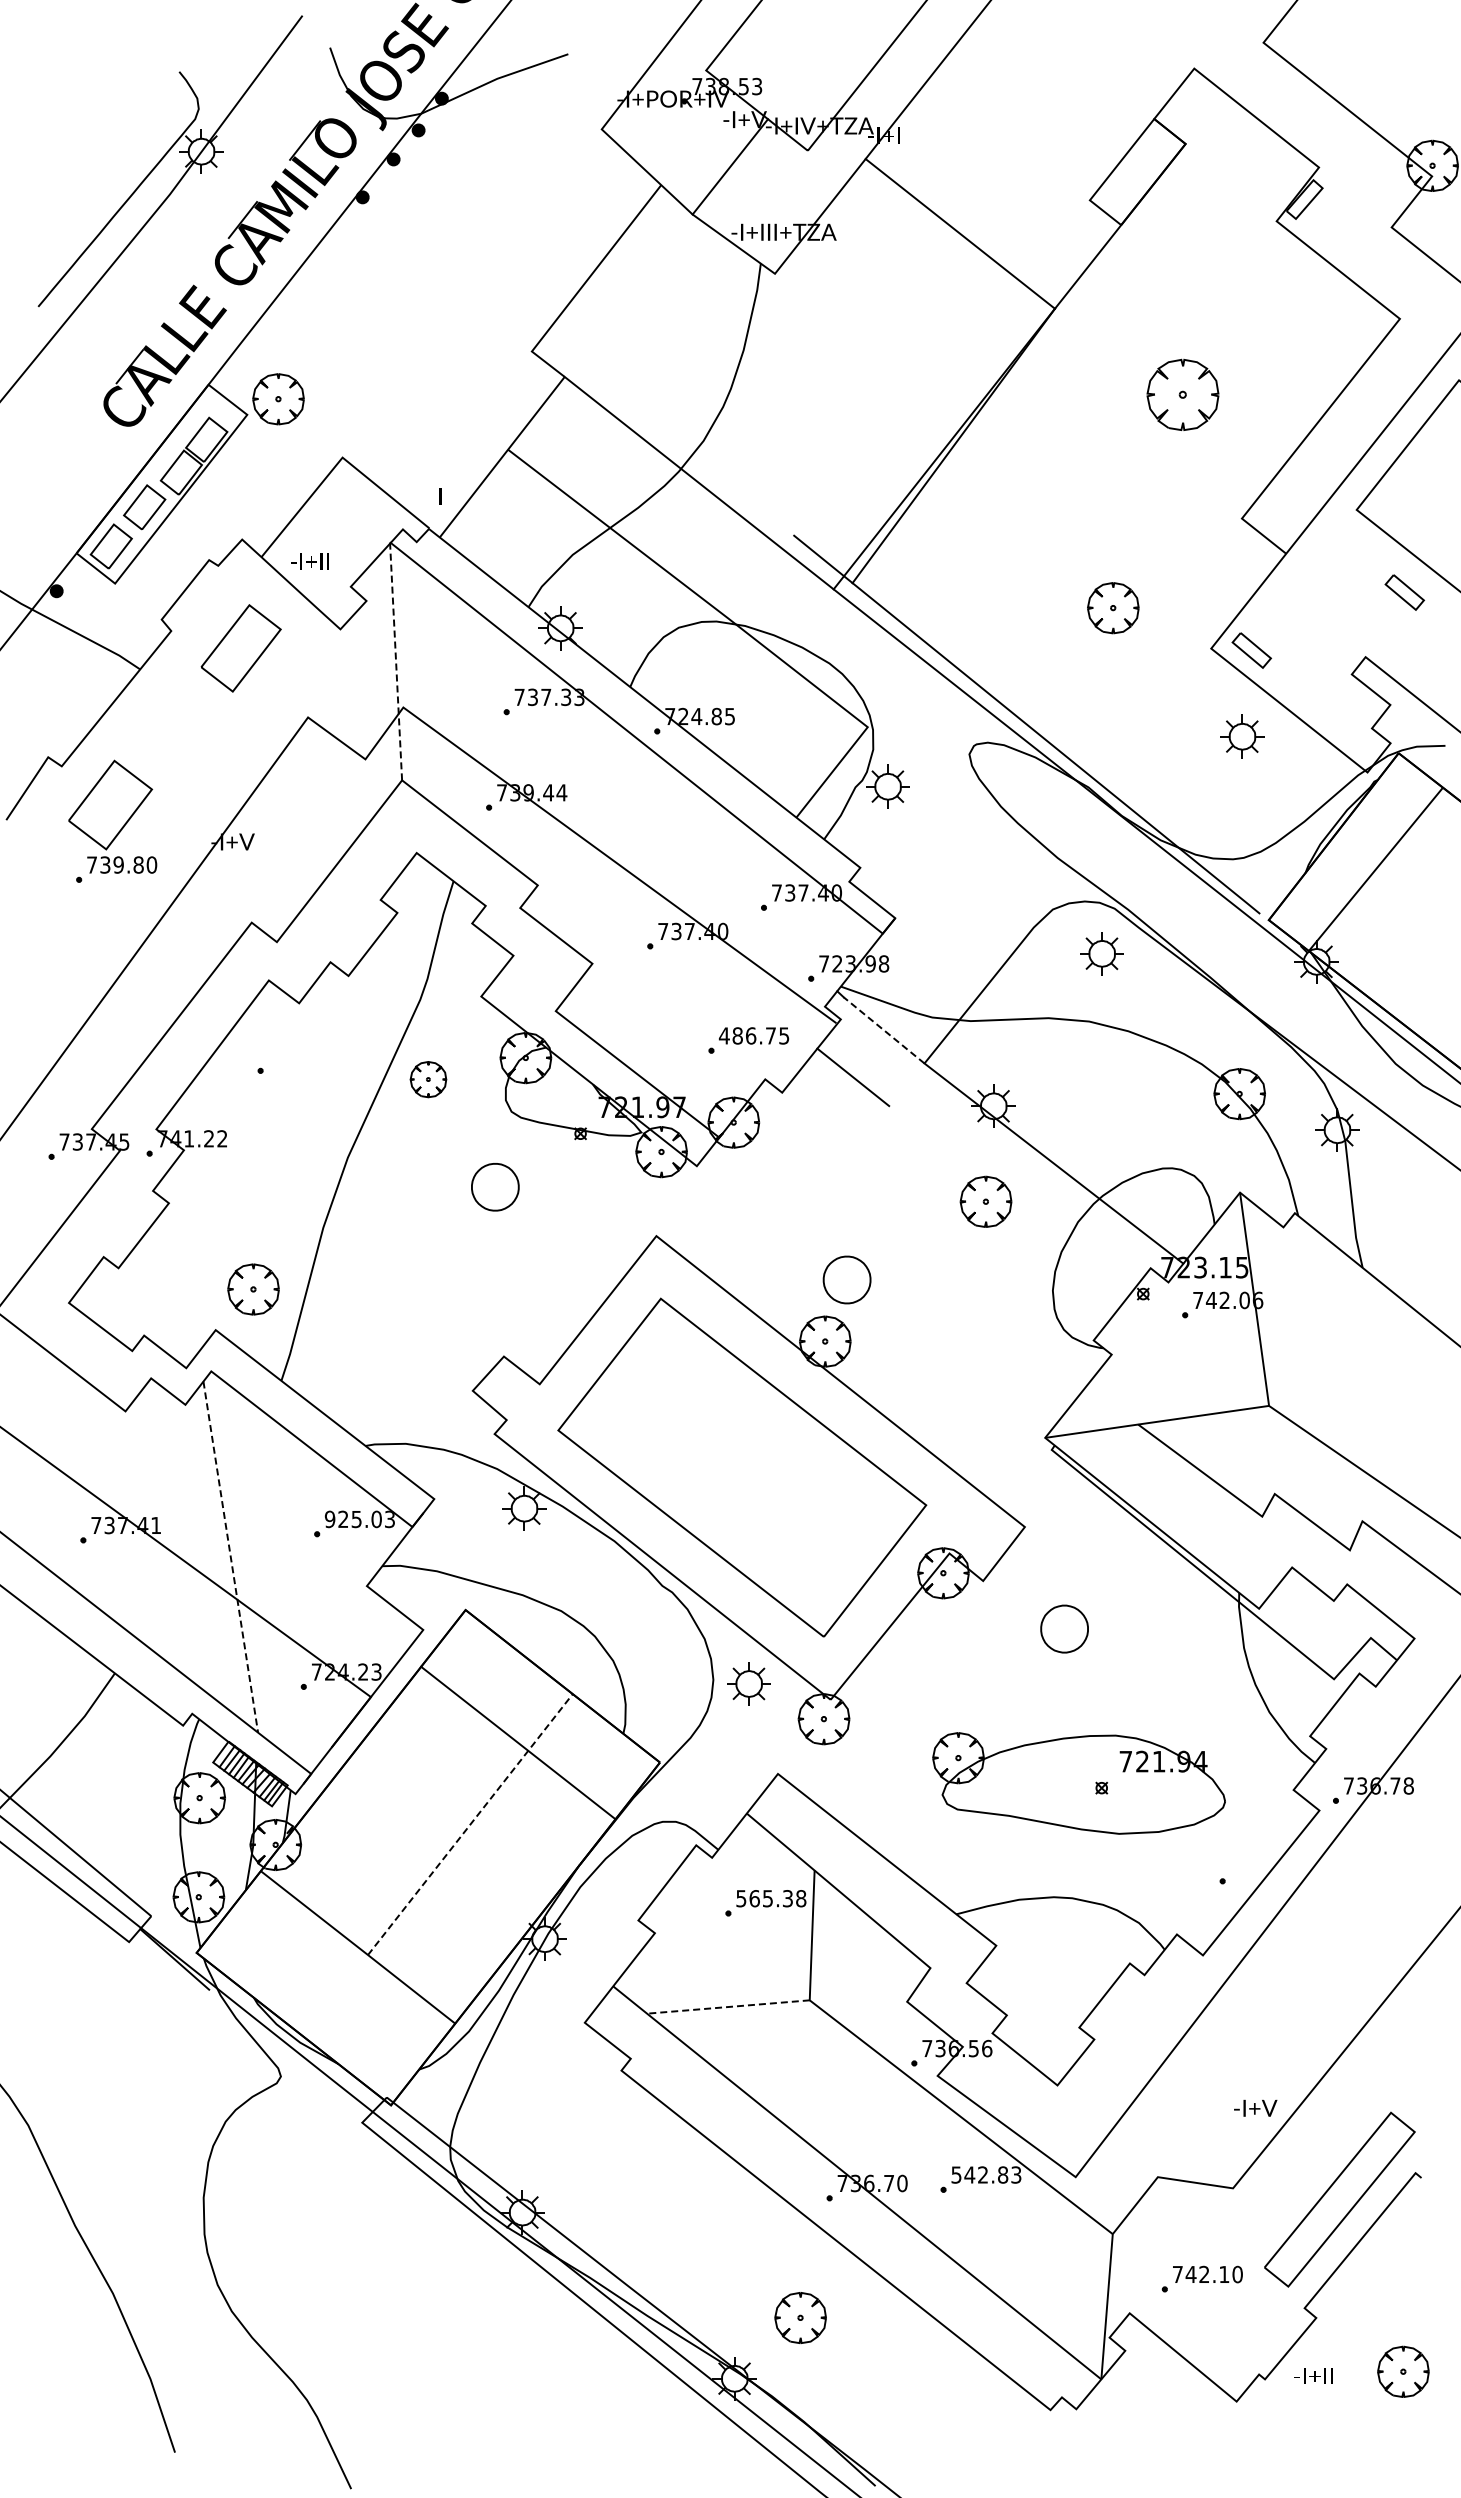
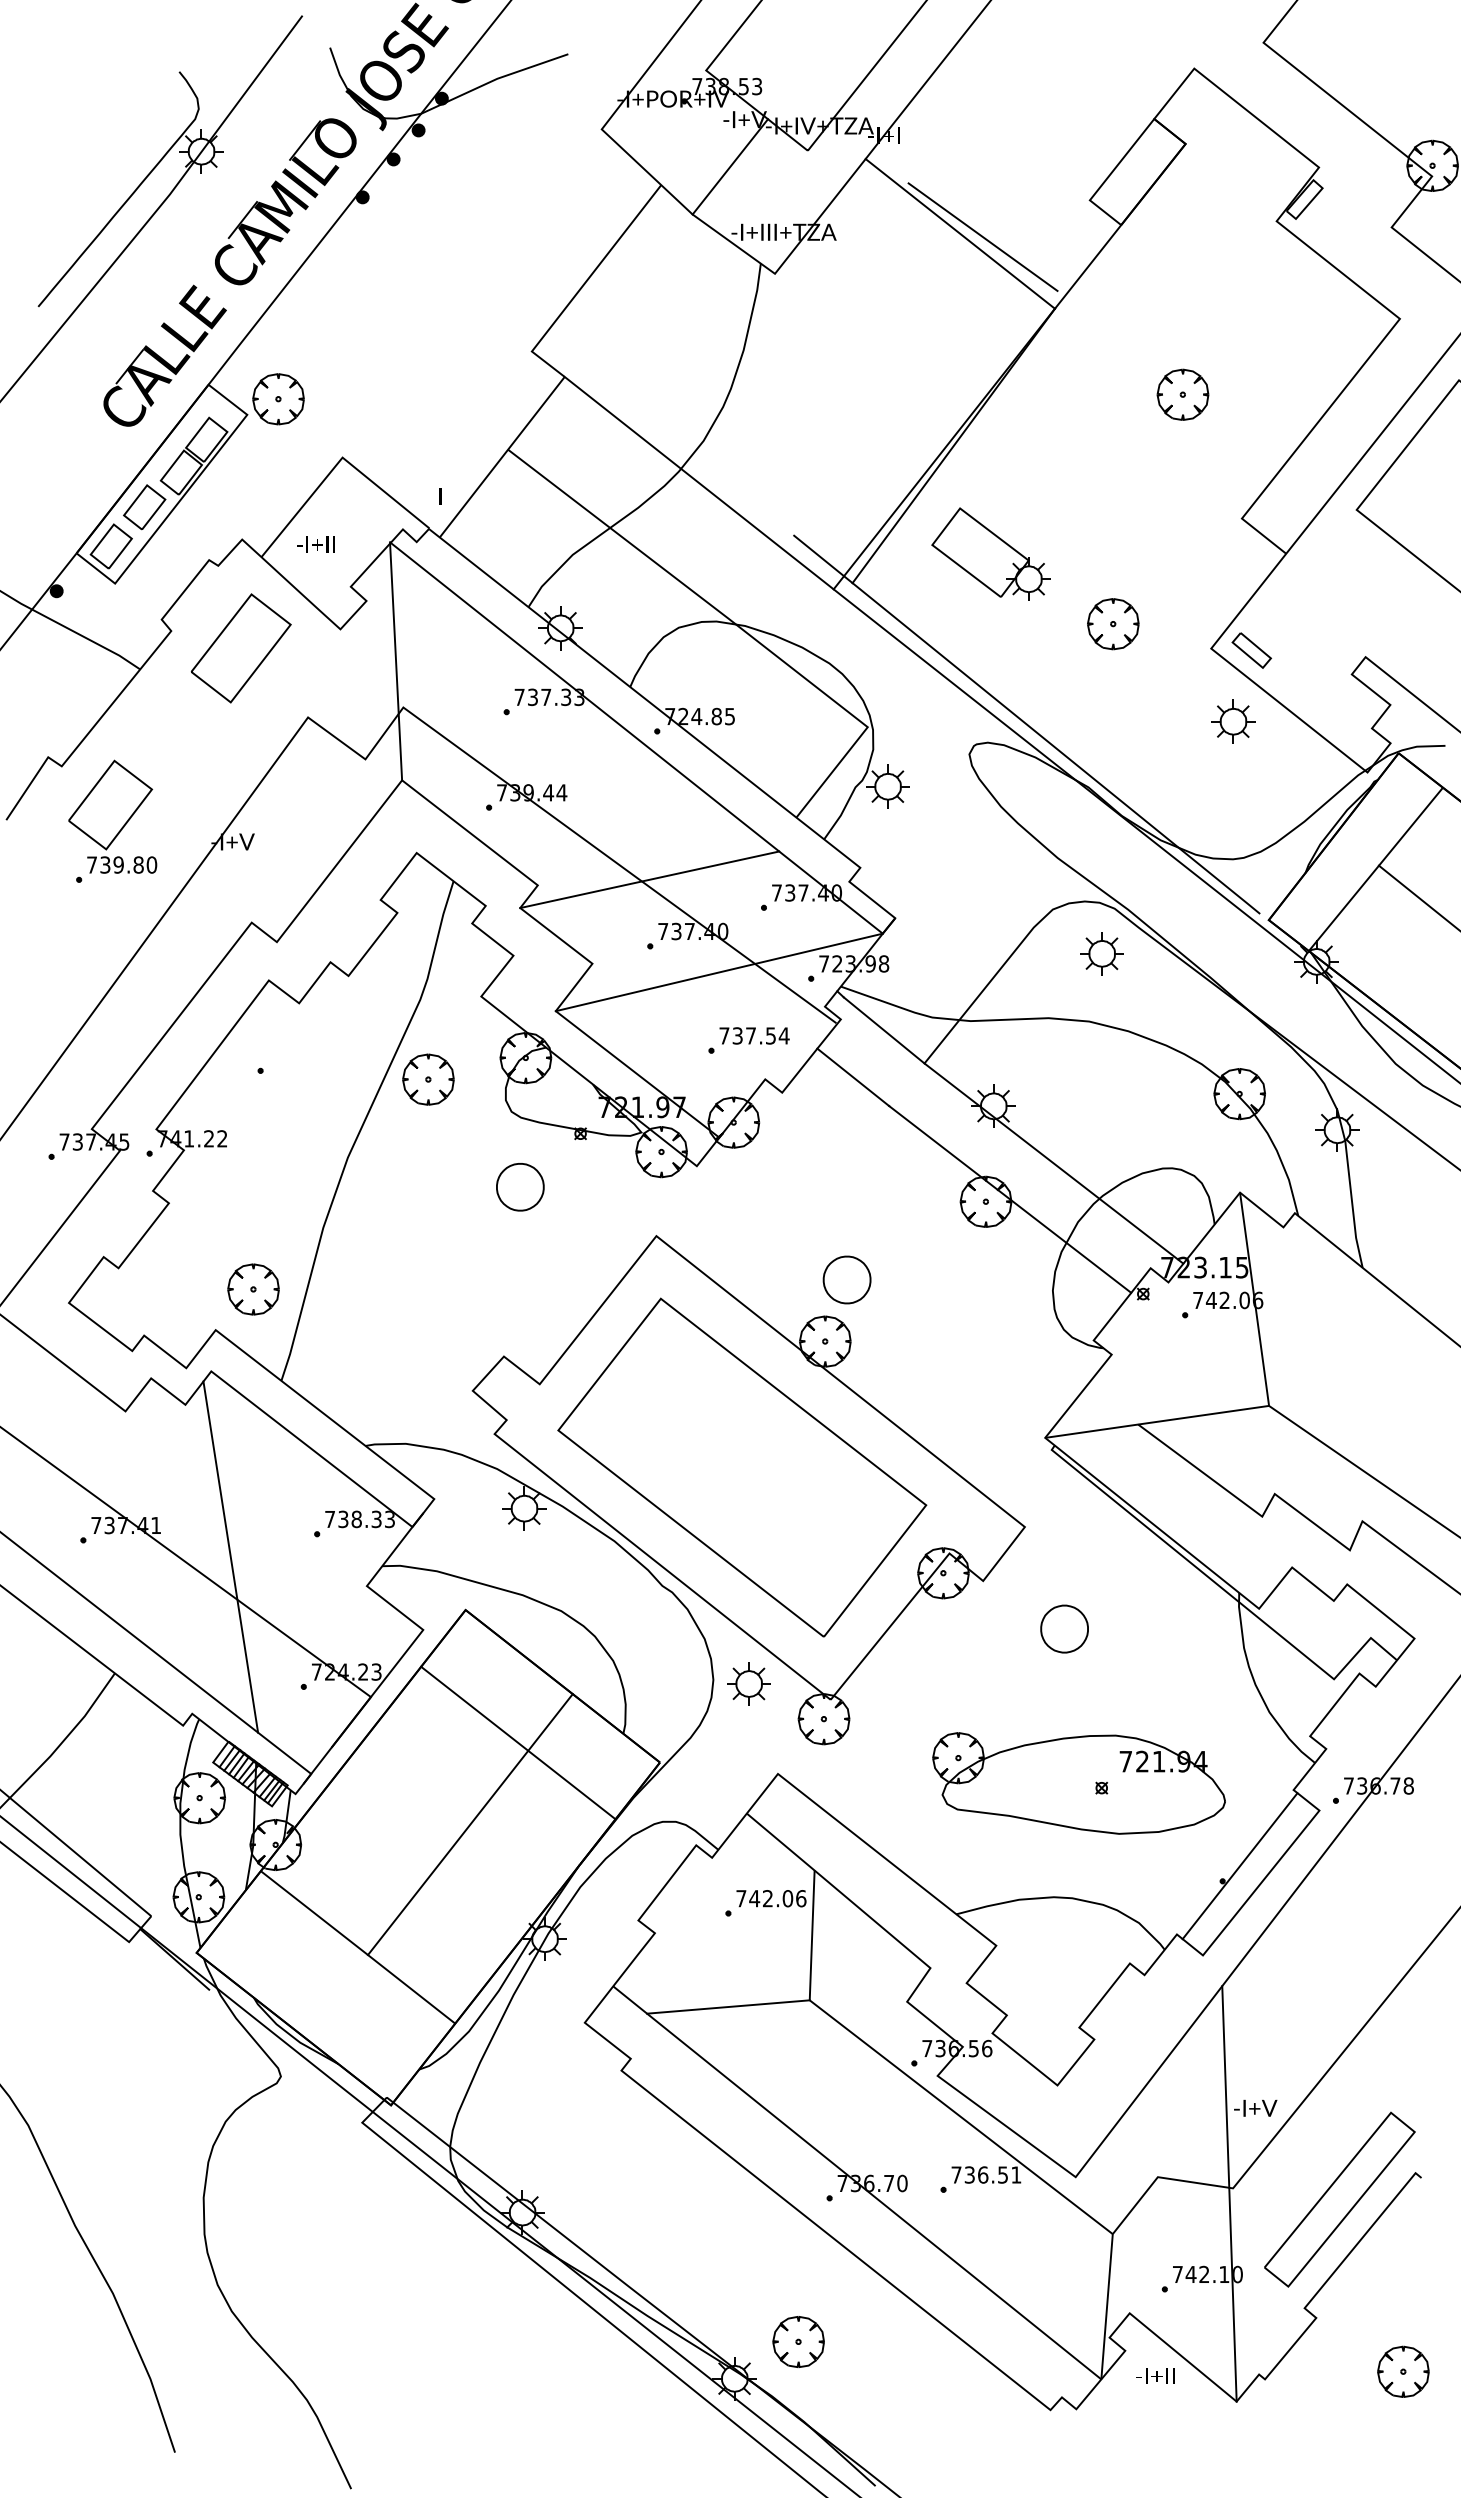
line: none -> present (982, 236)
part size: 74x73 px -> 54x53 px (1182, 394)
part: none -> present (990, 553)
text position: (309, 561) -> (315, 544) (315, 544)
part: present -> none (1404, 592)
part position: (1113, 608) -> (1113, 624) (1113, 624)
part size: 82x89 px -> 102x111 px (240, 648)
line: dashed -> solid (396, 660)
part position: (1242, 736) -> (1233, 721) (1233, 721)
line: none -> present (649, 879)
line: none -> present (1417, 897)
line: none -> present (718, 972)
line: dashed -> solid (883, 1030)
text: 486.75 -> 737.54 (753, 1035)
part size: 39x38 px -> 53x53 px (428, 1079)
part position: (495, 1187) -> (520, 1187) (520, 1187)
line: none -> present (1010, 1199)
text: 925.03 -> 738.33 (352, 1519)
line: dashed -> solid (230, 1557)
line: dashed -> solid (470, 1824)
line: none -> present (1239, 1866)
text: 565.38 -> 742.06 (771, 1898)
line: dashed -> solid (728, 2007)
text: 542.83 -> 736.51 (986, 2174)
line: none -> present (1229, 2193)
part position: (800, 2317) -> (798, 2341) (798, 2341)
text position: (1313, 2375) -> (1155, 2375) (1155, 2375)
